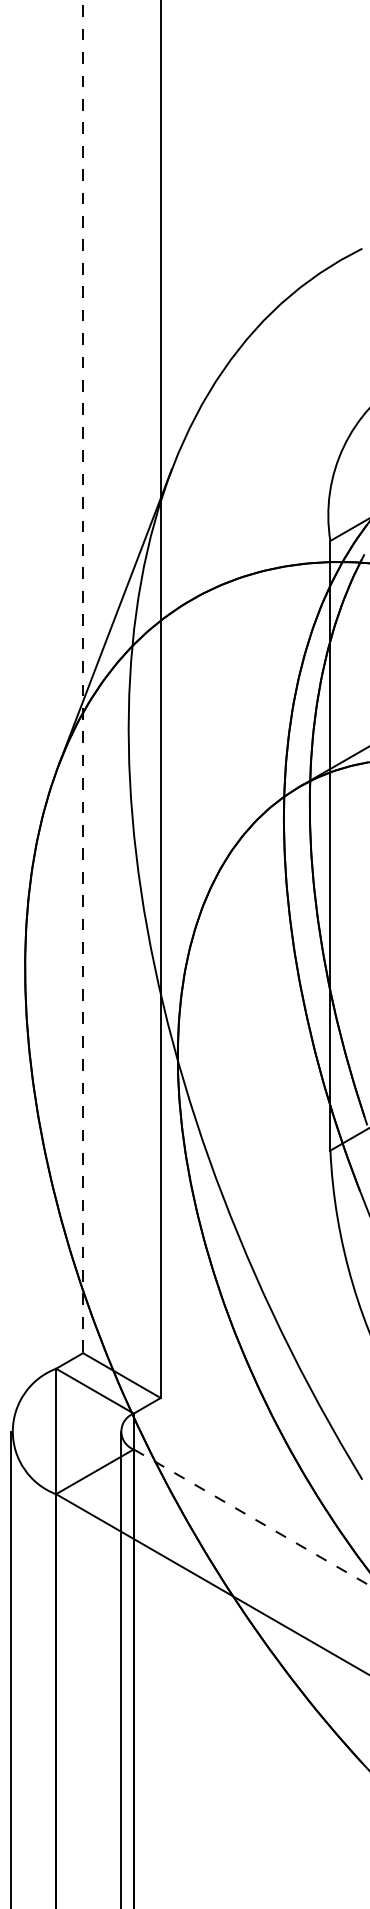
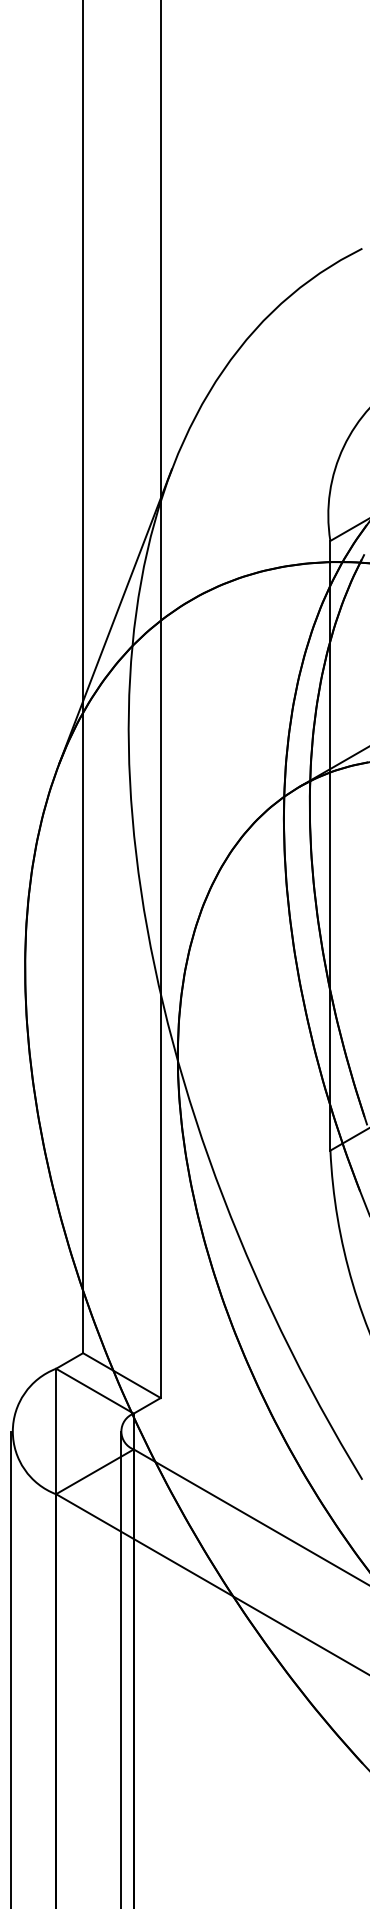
line: dashed -> solid (83, 677)
line: dashed -> solid (251, 1517)
